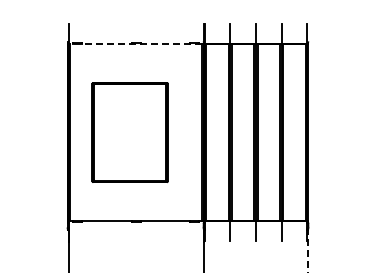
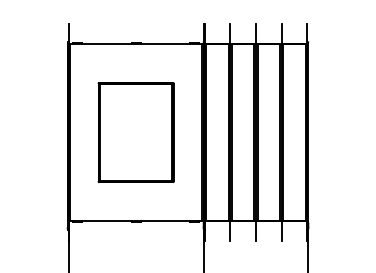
line: dashed -> solid (136, 44)
part position: (129, 132) -> (135, 132) (135, 132)
line: dashed -> solid (308, 250)
